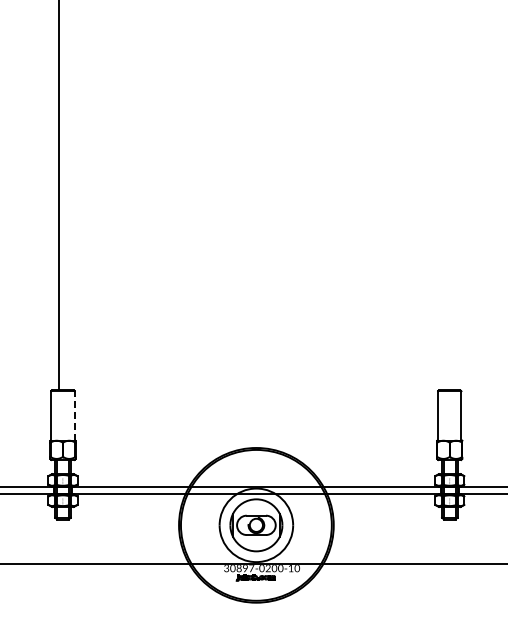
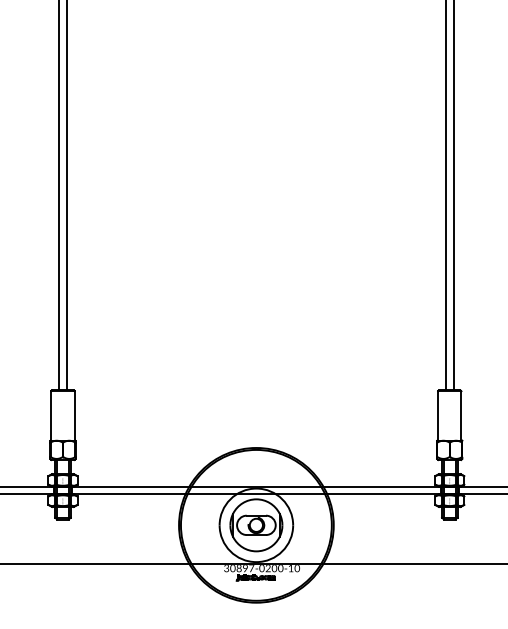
line: none -> present (66, 196)
line: none -> present (445, 196)
line: none -> present (453, 196)
line: dashed -> solid (74, 415)
